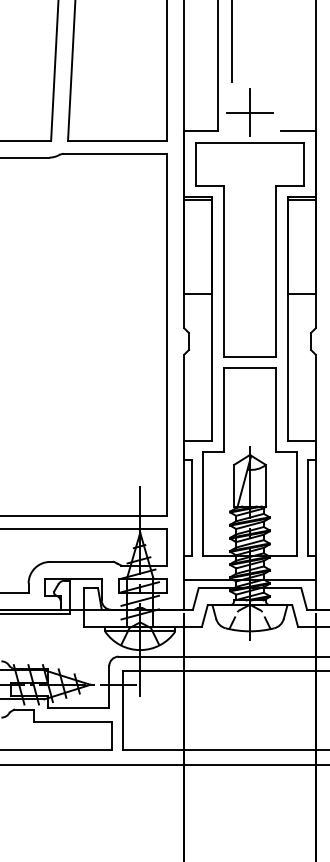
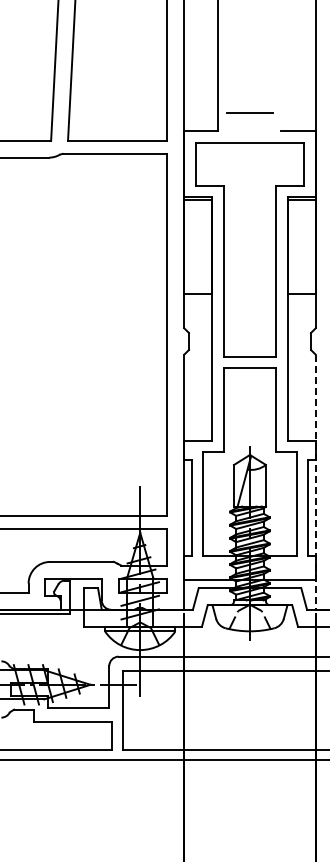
line: present -> none (232, 41)
line: present -> none (249, 112)
line: solid -> dashed (315, 482)
line position: (164, 764) -> (164, 759) (164, 759)
